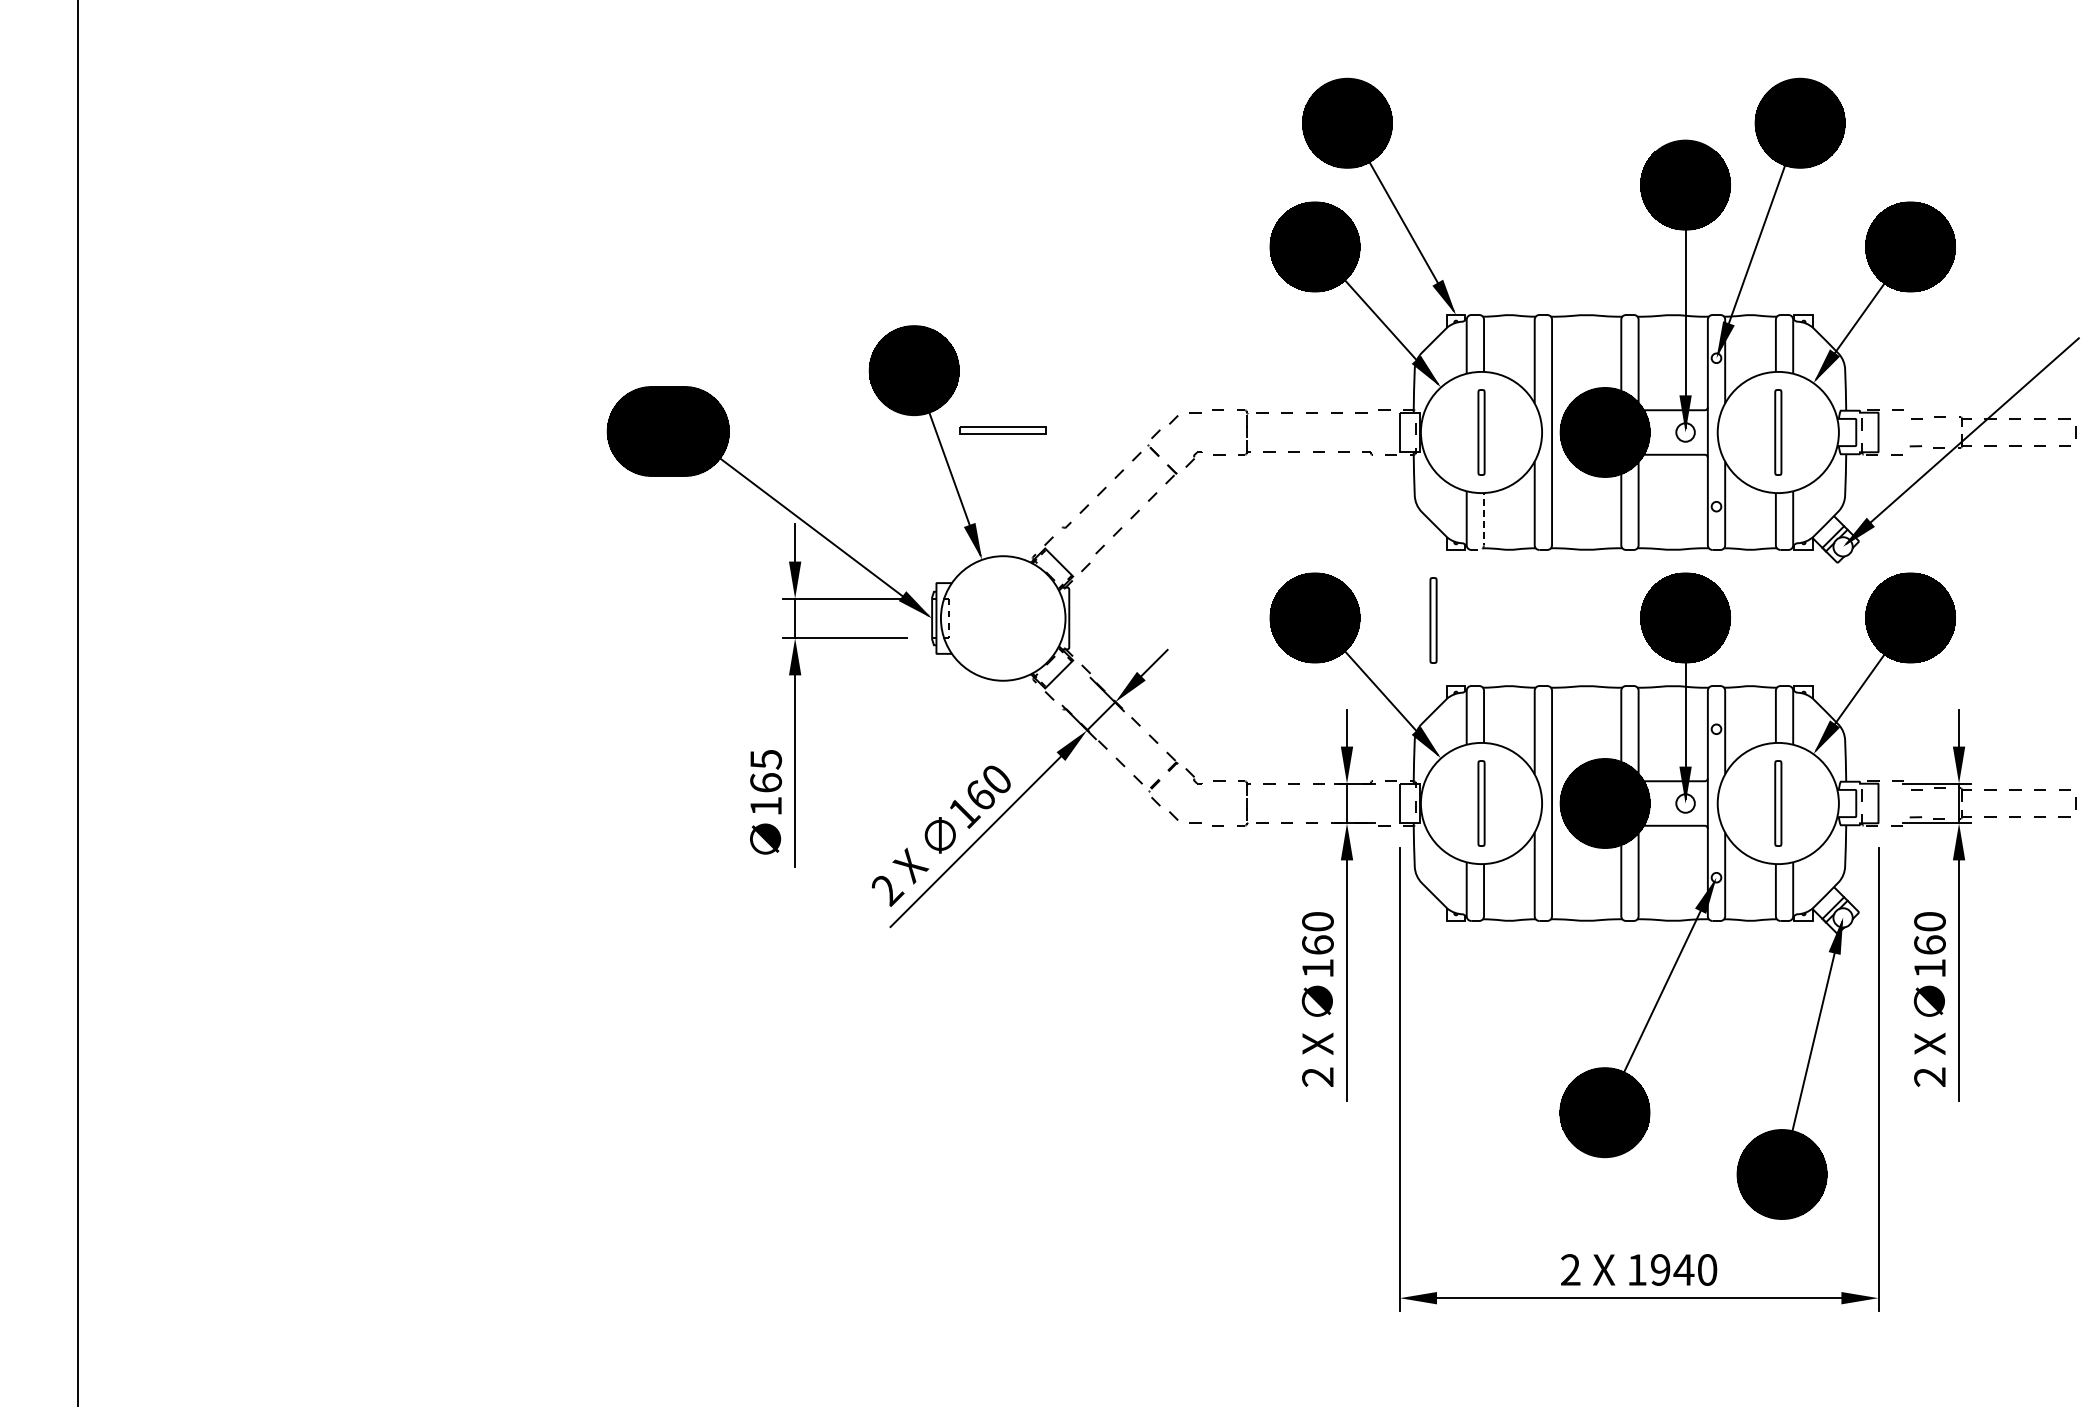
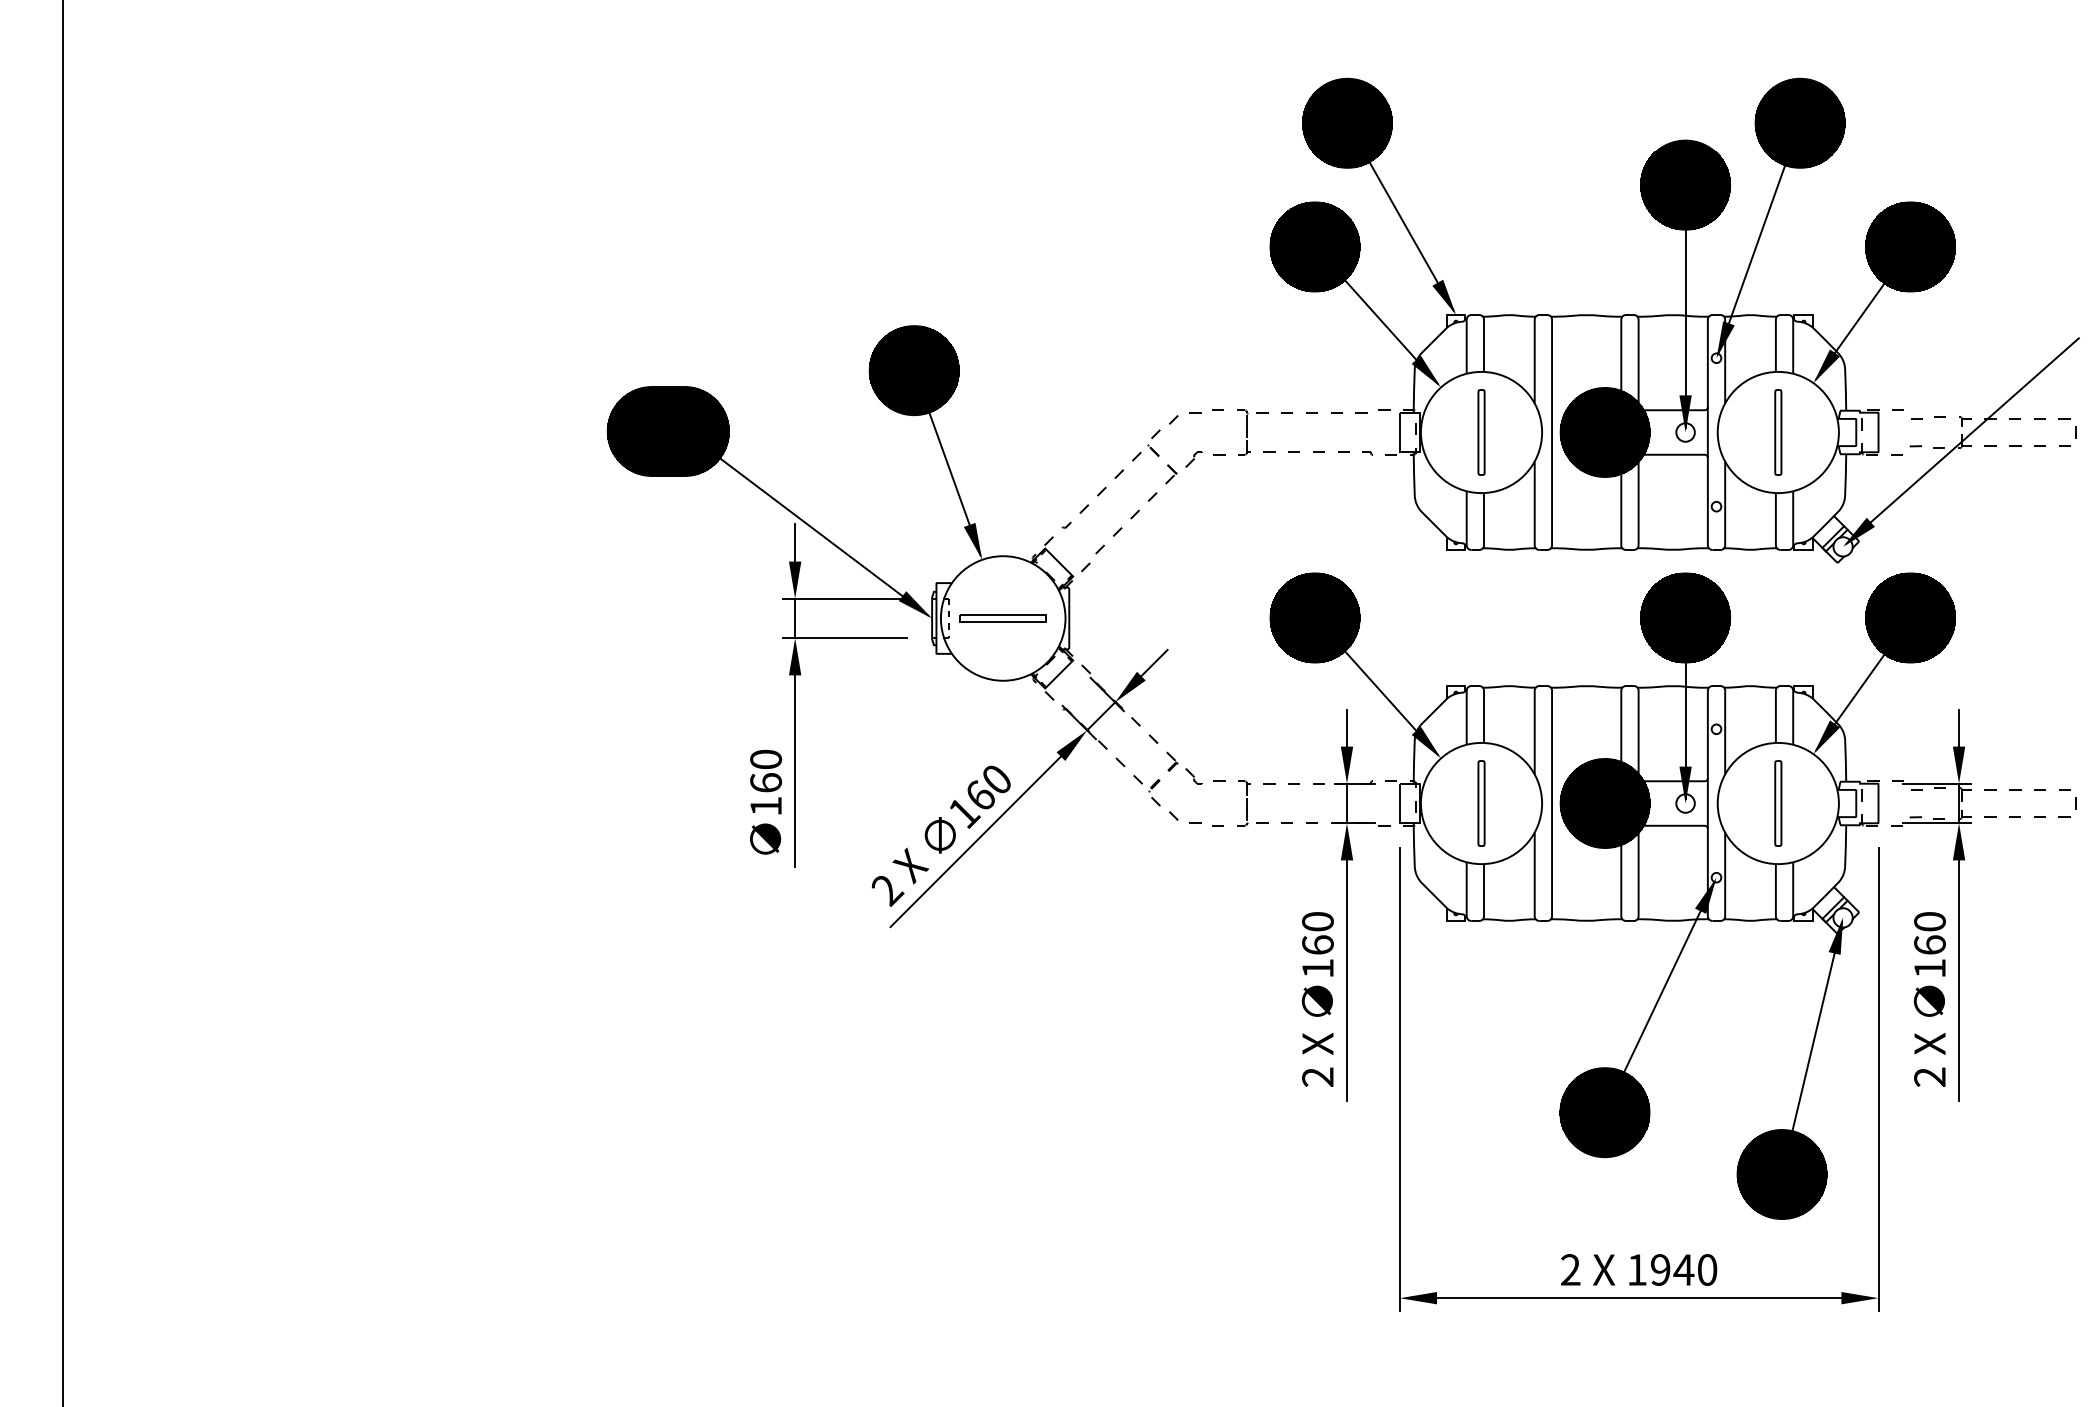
part position: (1002, 430) -> (1002, 618) (1002, 618)
line: dashed -> solid (1484, 531)
part: present -> none (1433, 620)
line position: (77, 702) -> (62, 702) (62, 702)
text: 165 -> 160 (765, 759)
